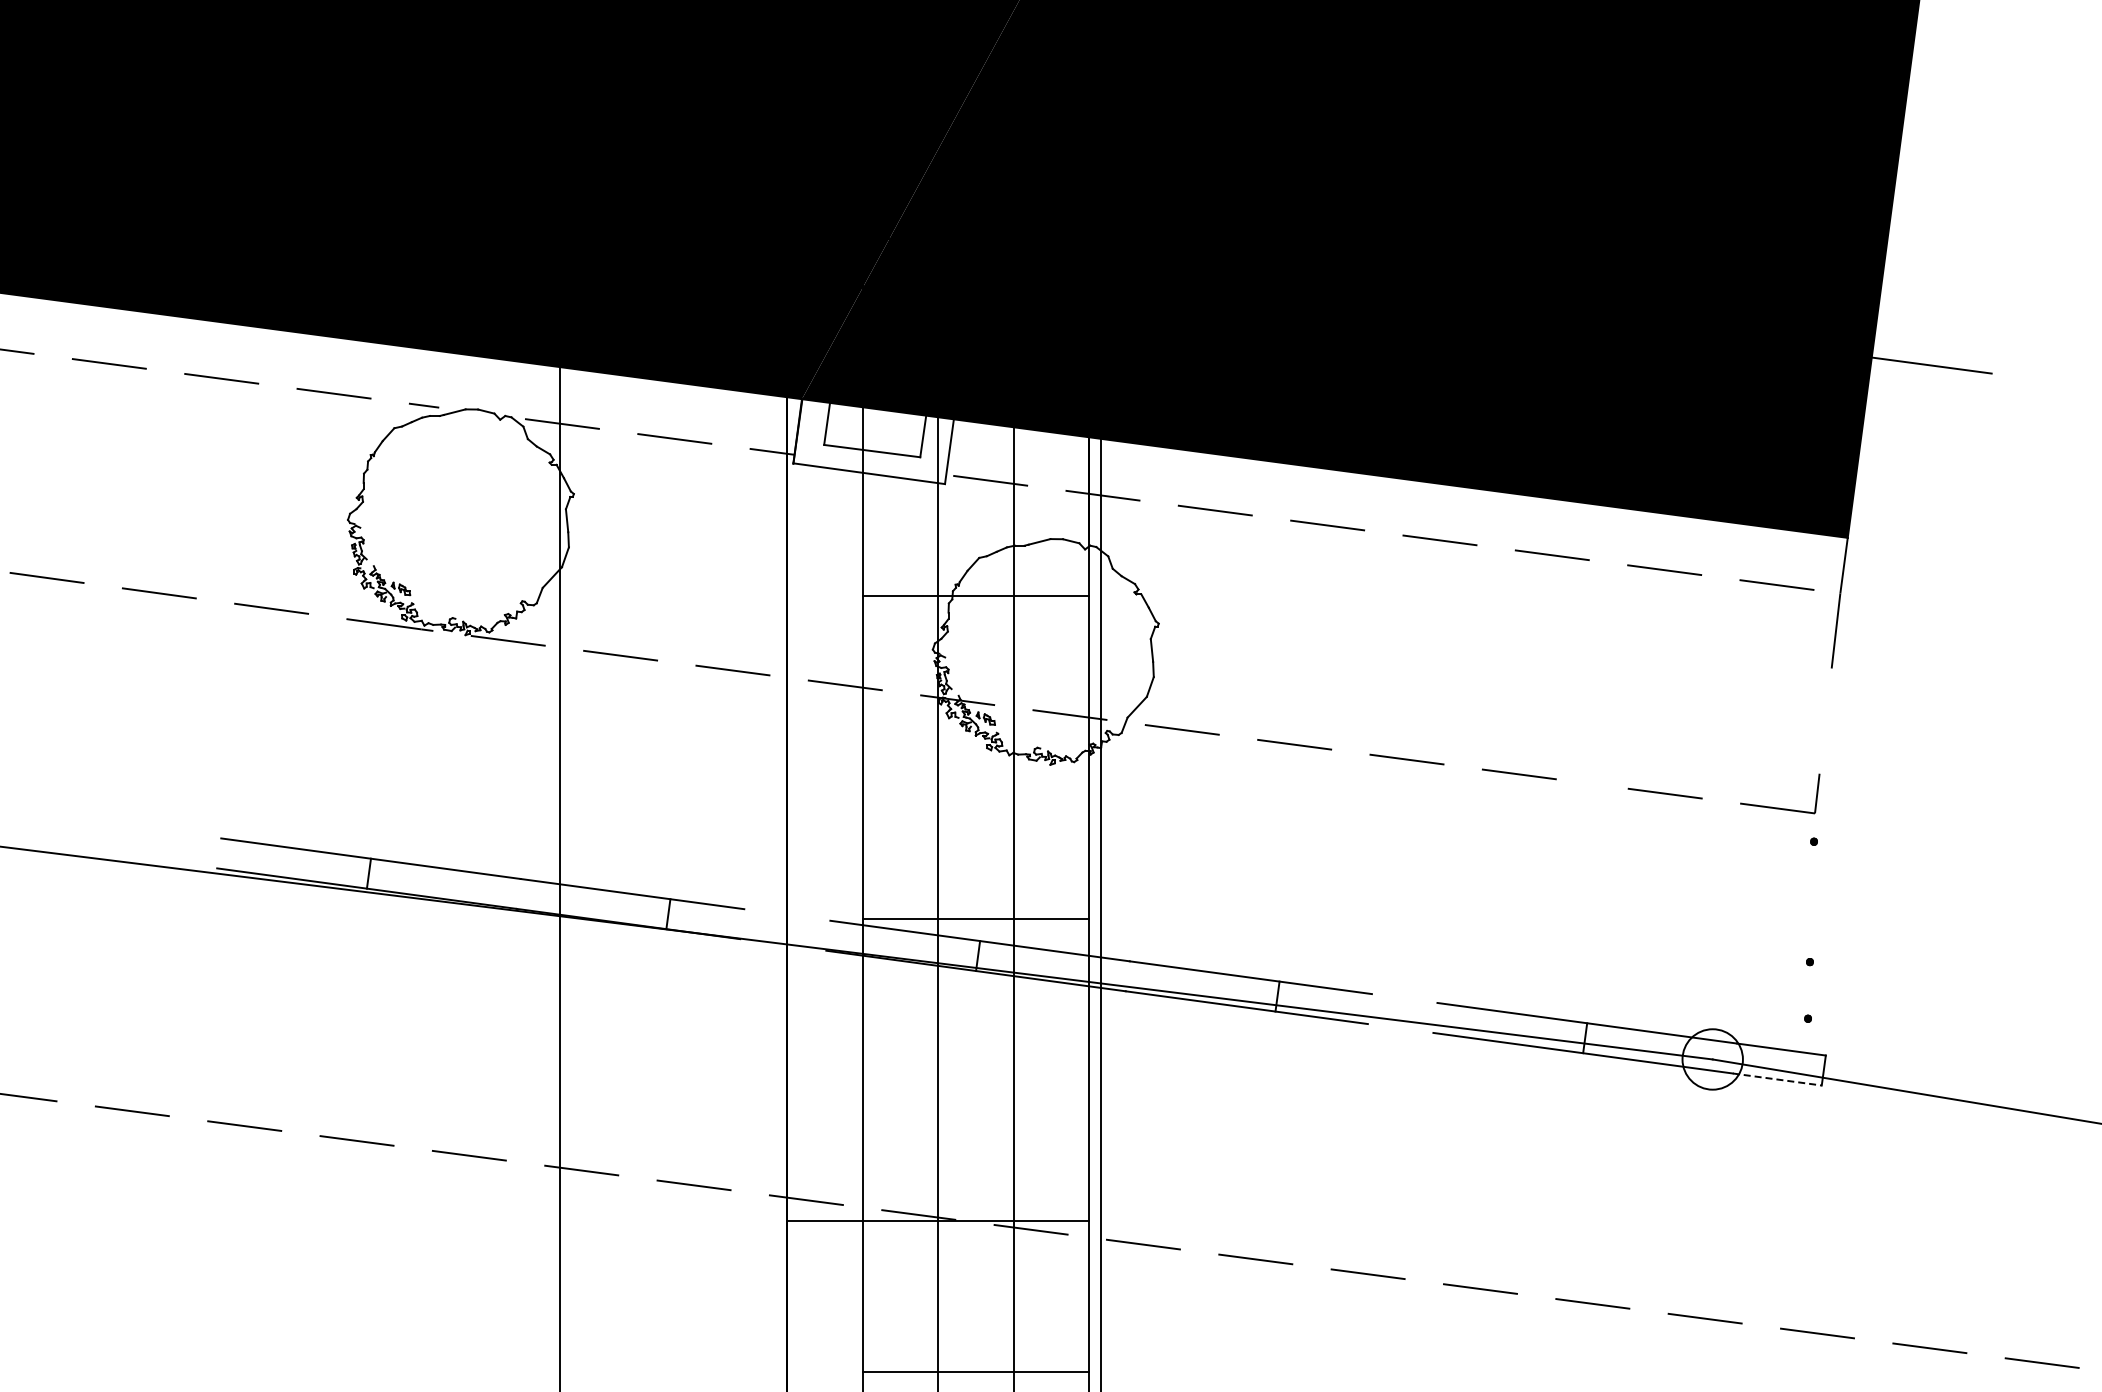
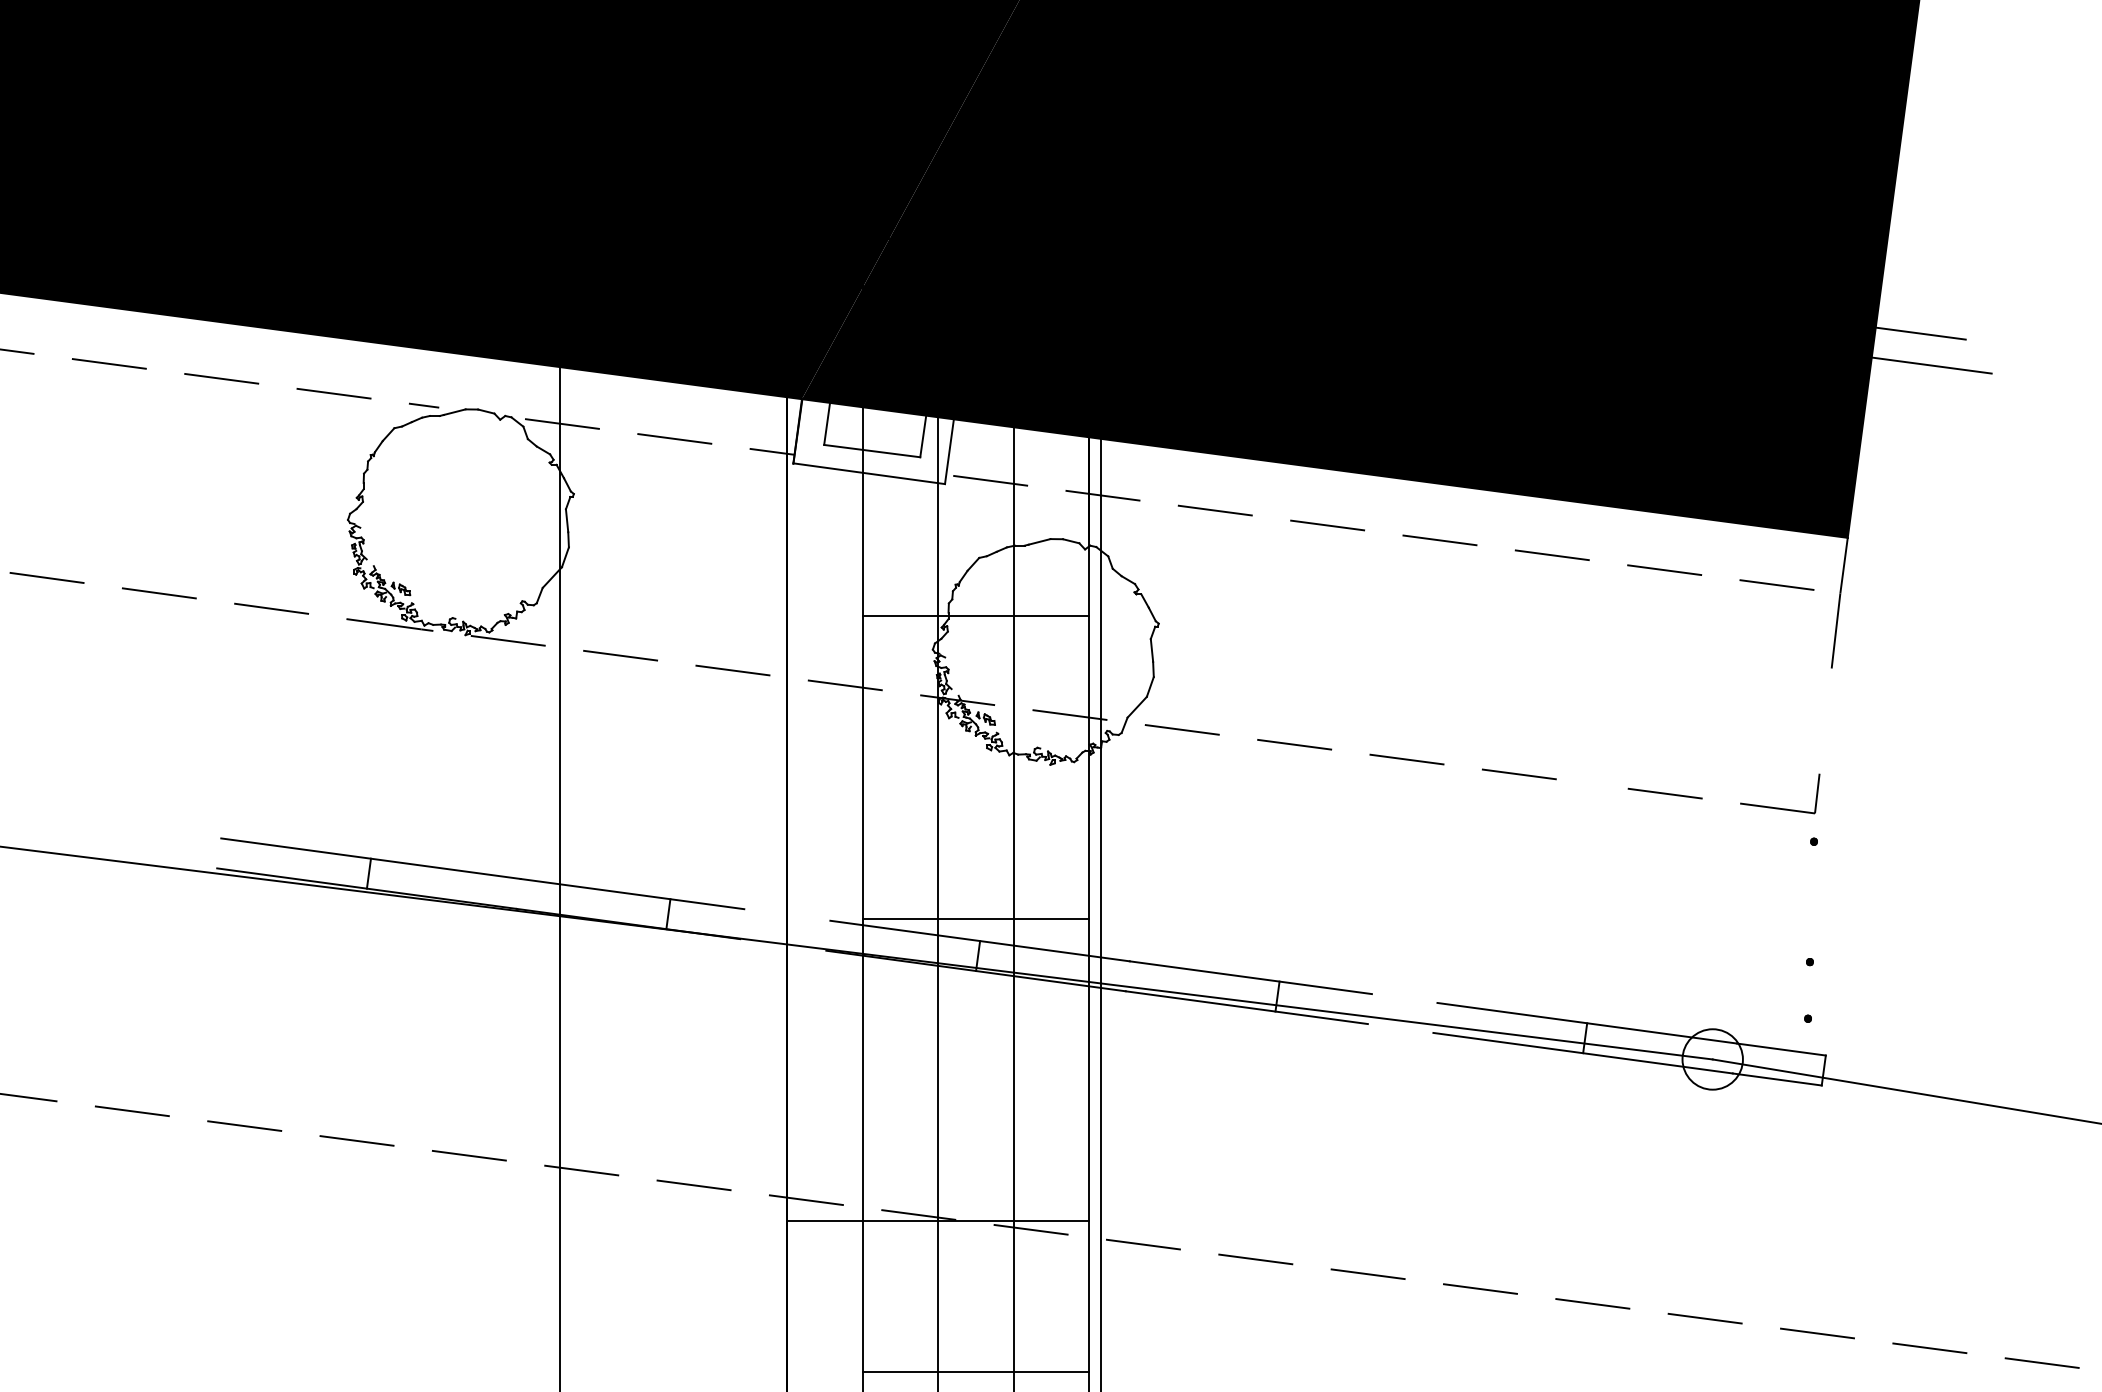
line: none -> present (1920, 333)
line position: (975, 596) -> (975, 616) (975, 616)
line: dashed -> solid (1777, 1079)
